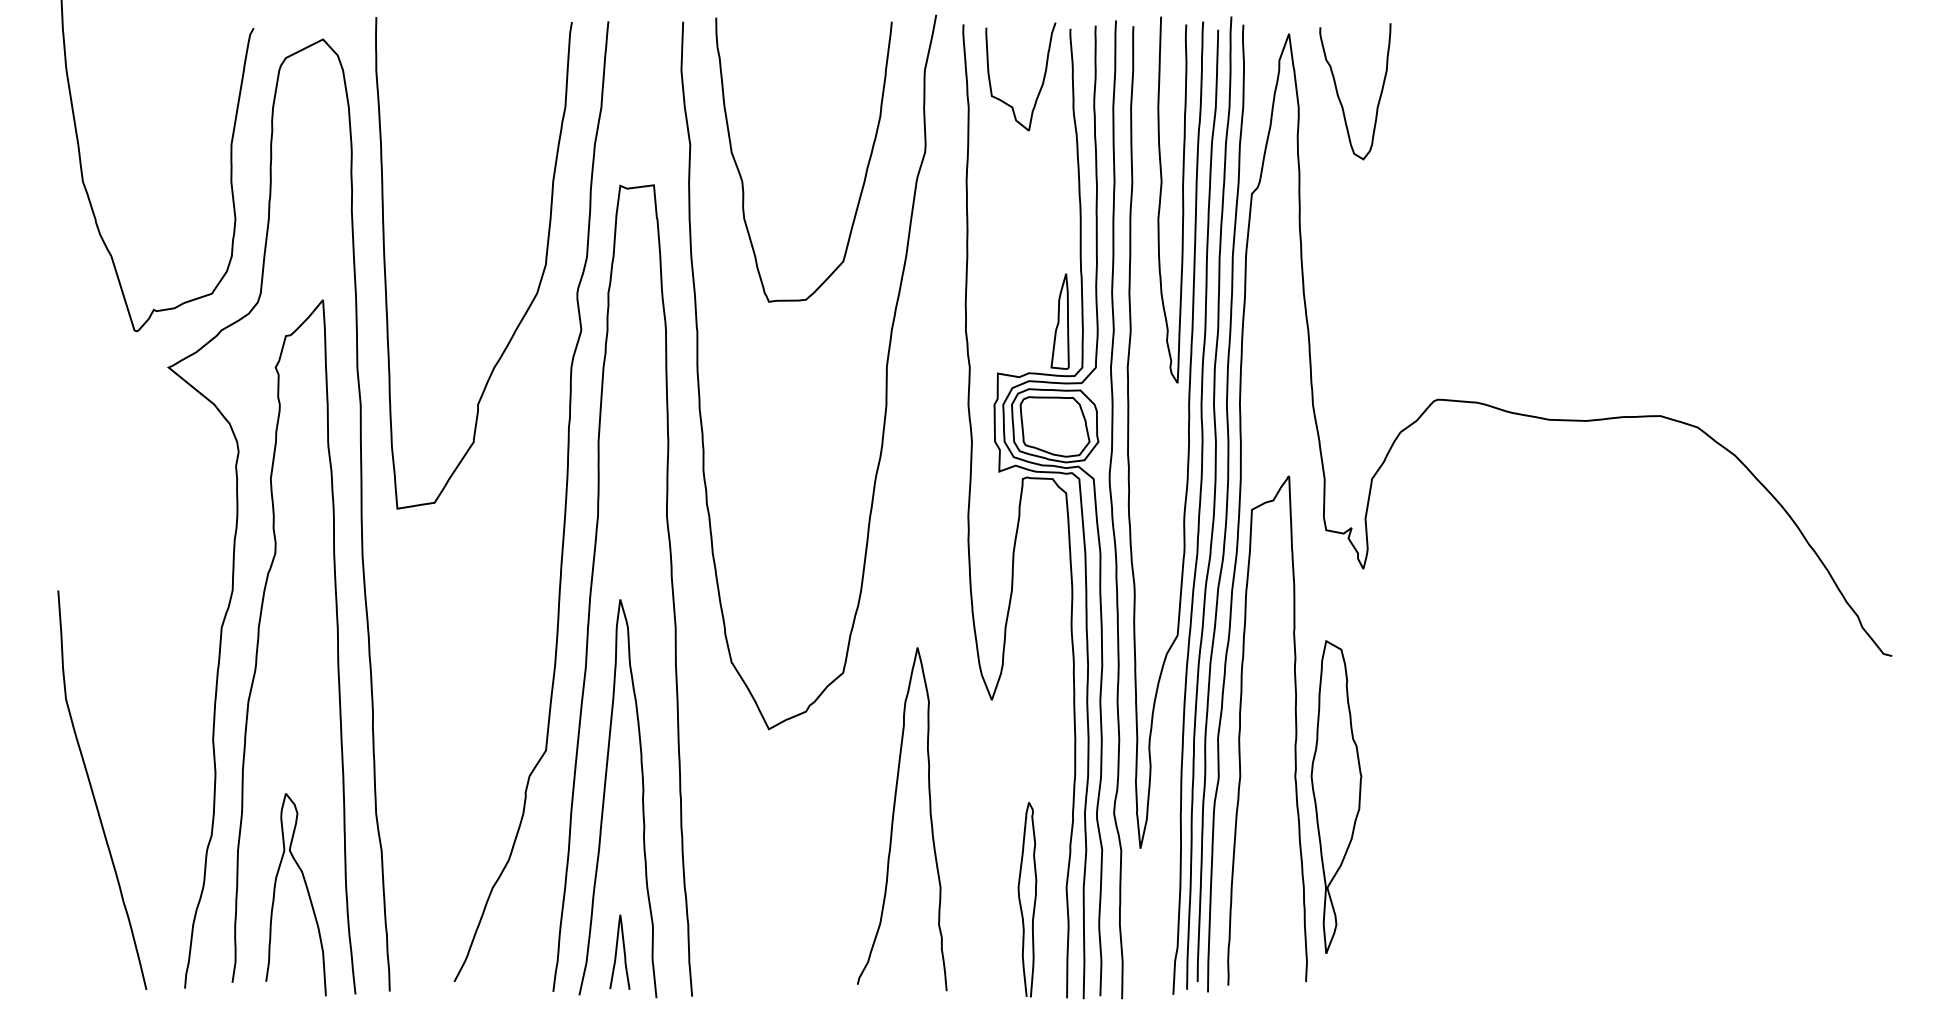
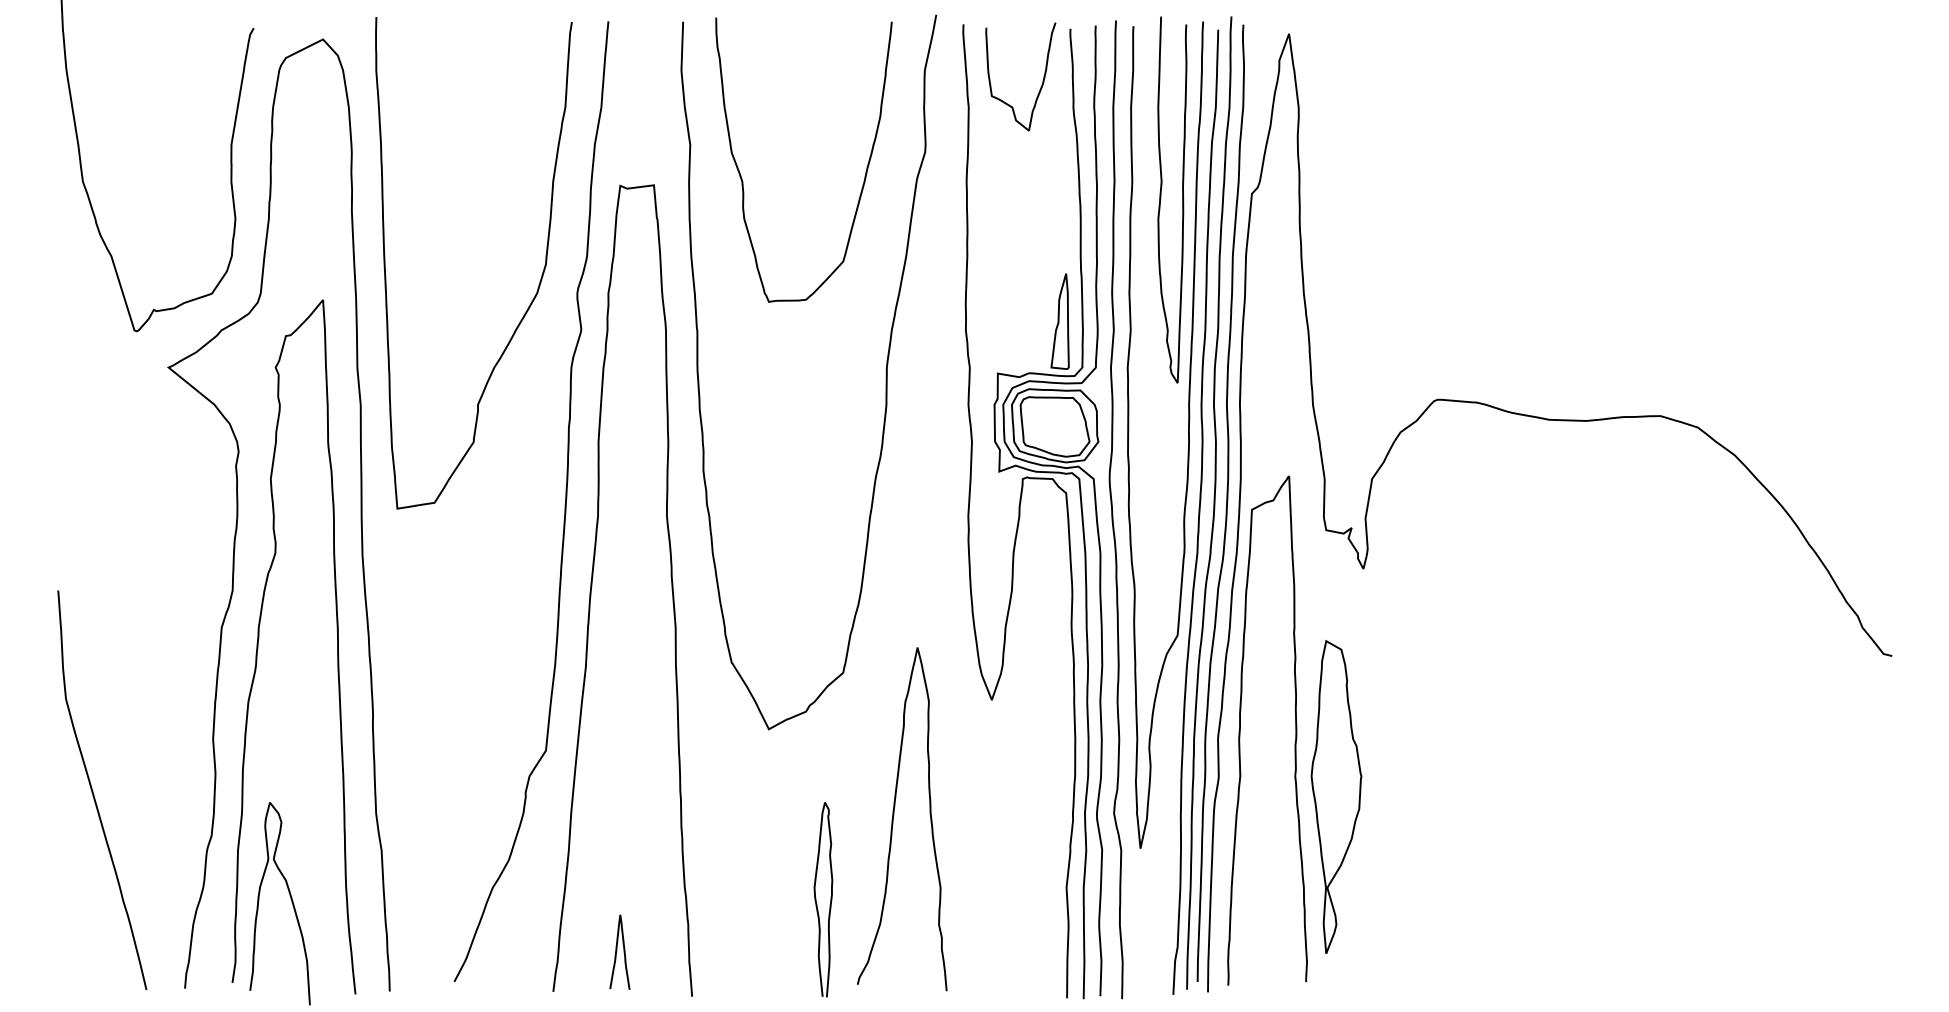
curve: present -> none (1339, 96)
curve: present -> none (605, 793)
curve position: (306, 890) -> (290, 899) (290, 899)
curve position: (1020, 899) -> (816, 899) (816, 899)
